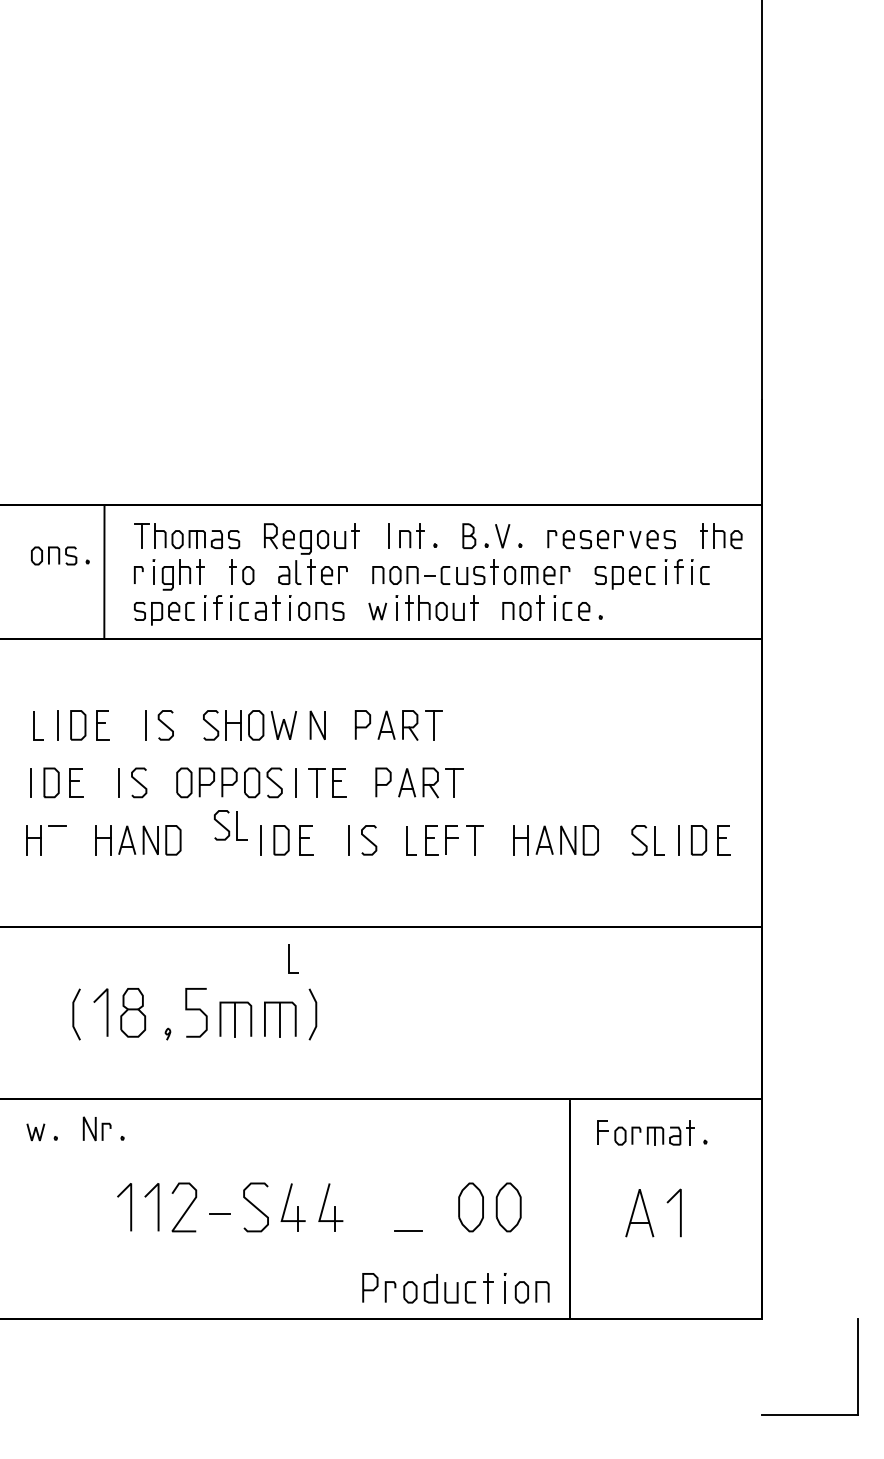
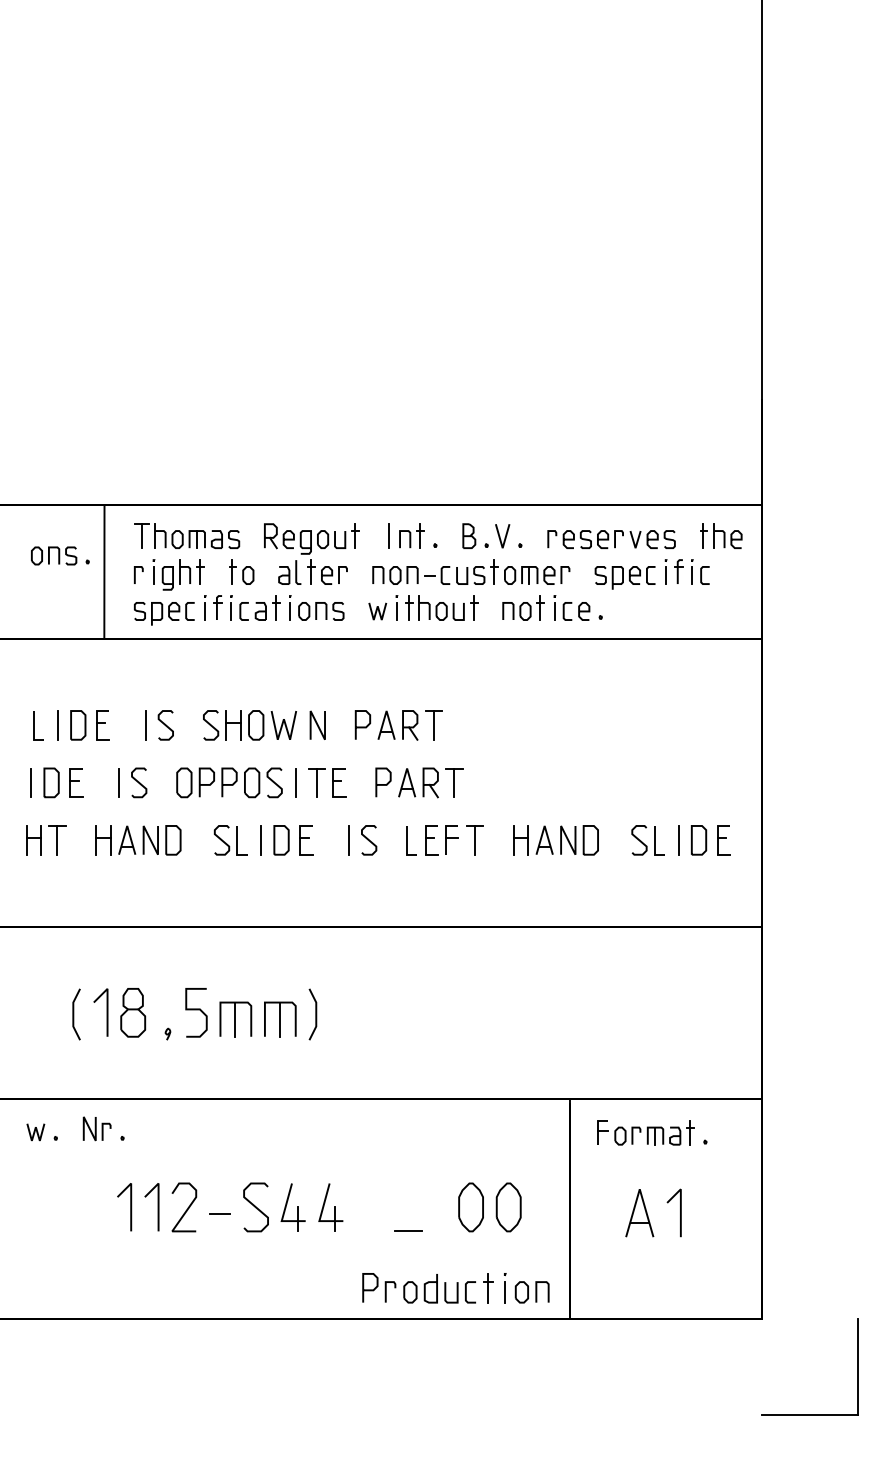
part position: (230, 825) -> (230, 840) (230, 840)
line: none -> present (57, 839)
line: present -> none (289, 958)
